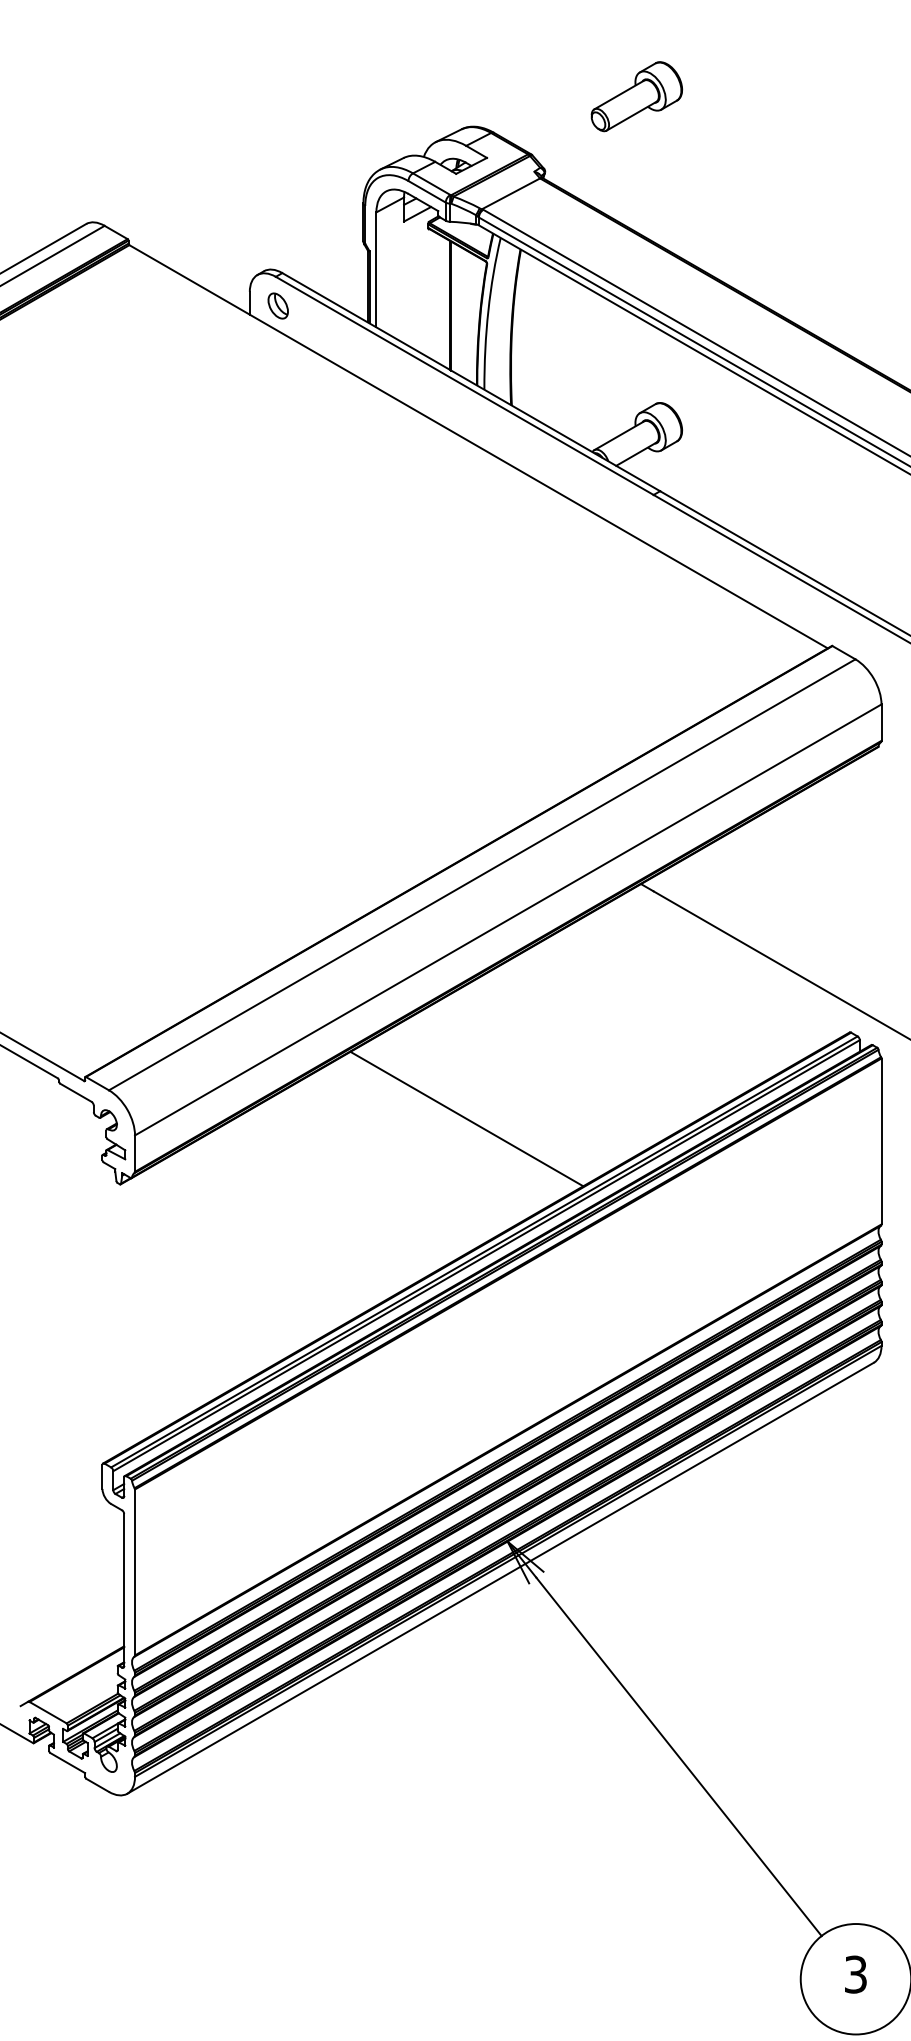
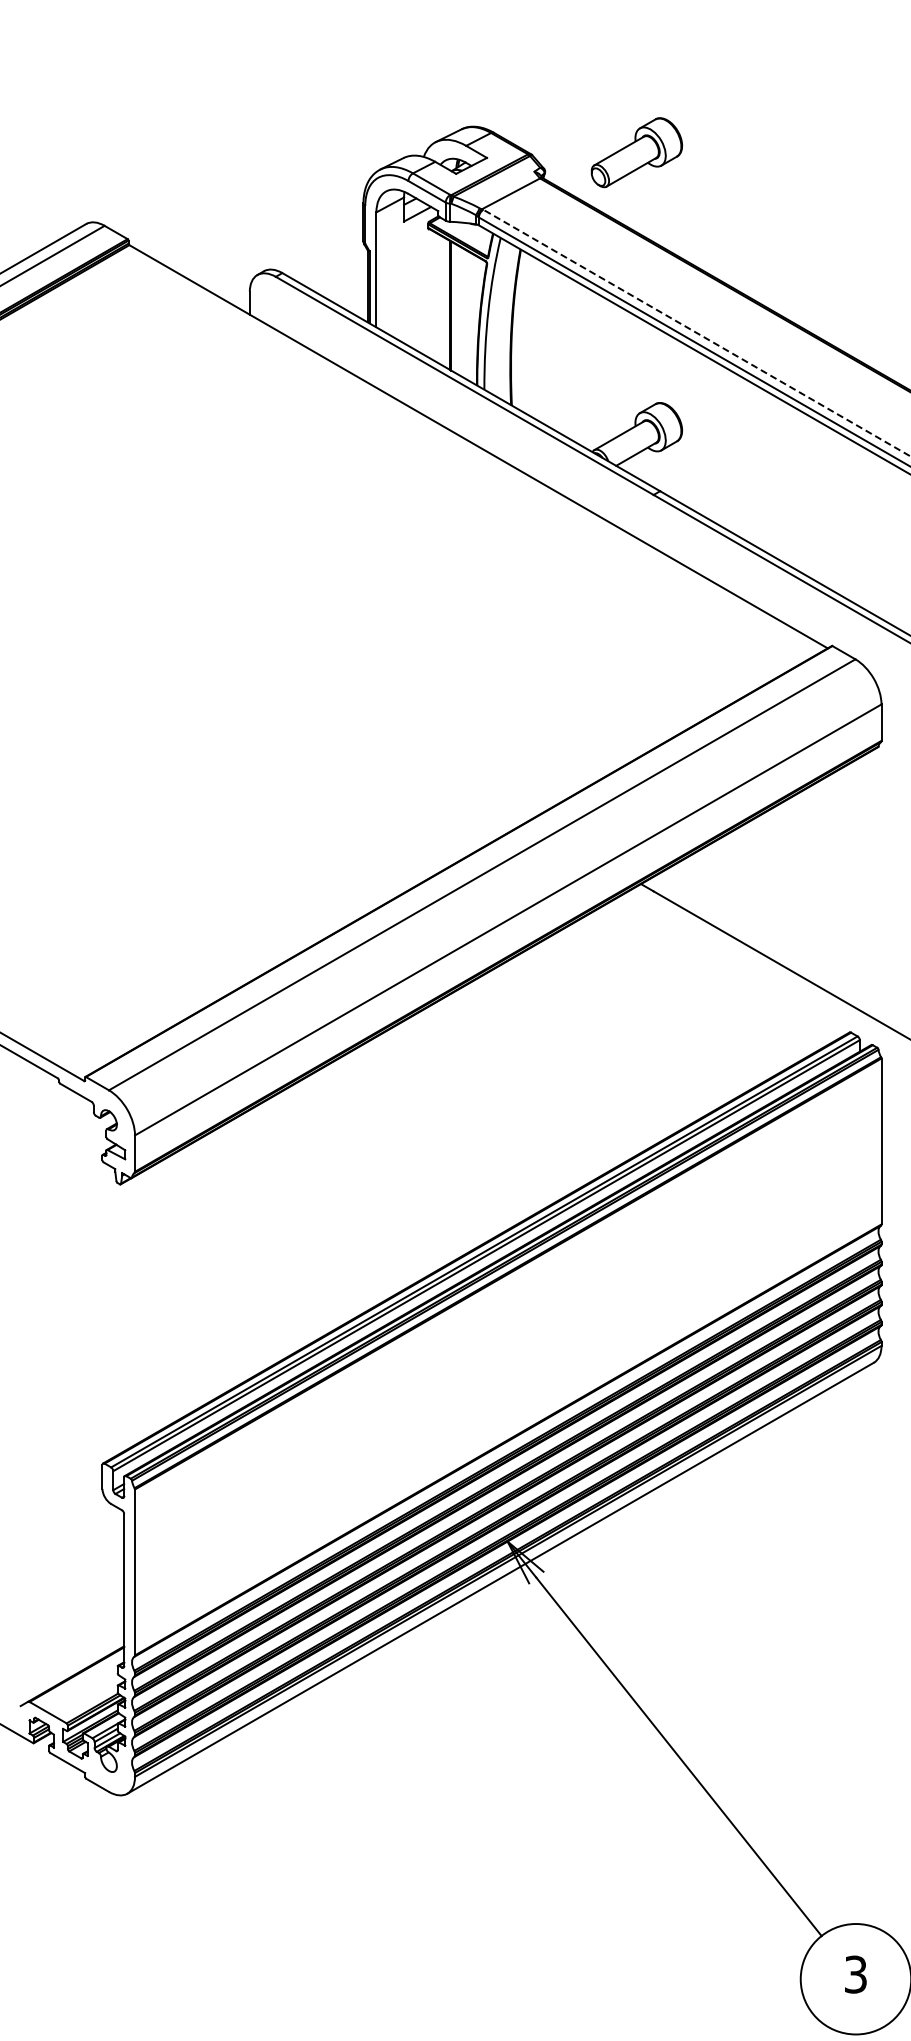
part position: (636, 96) -> (636, 152) (636, 152)
part: present -> none (277, 305)
line: solid -> dashed (697, 333)
line: present -> none (466, 1118)
